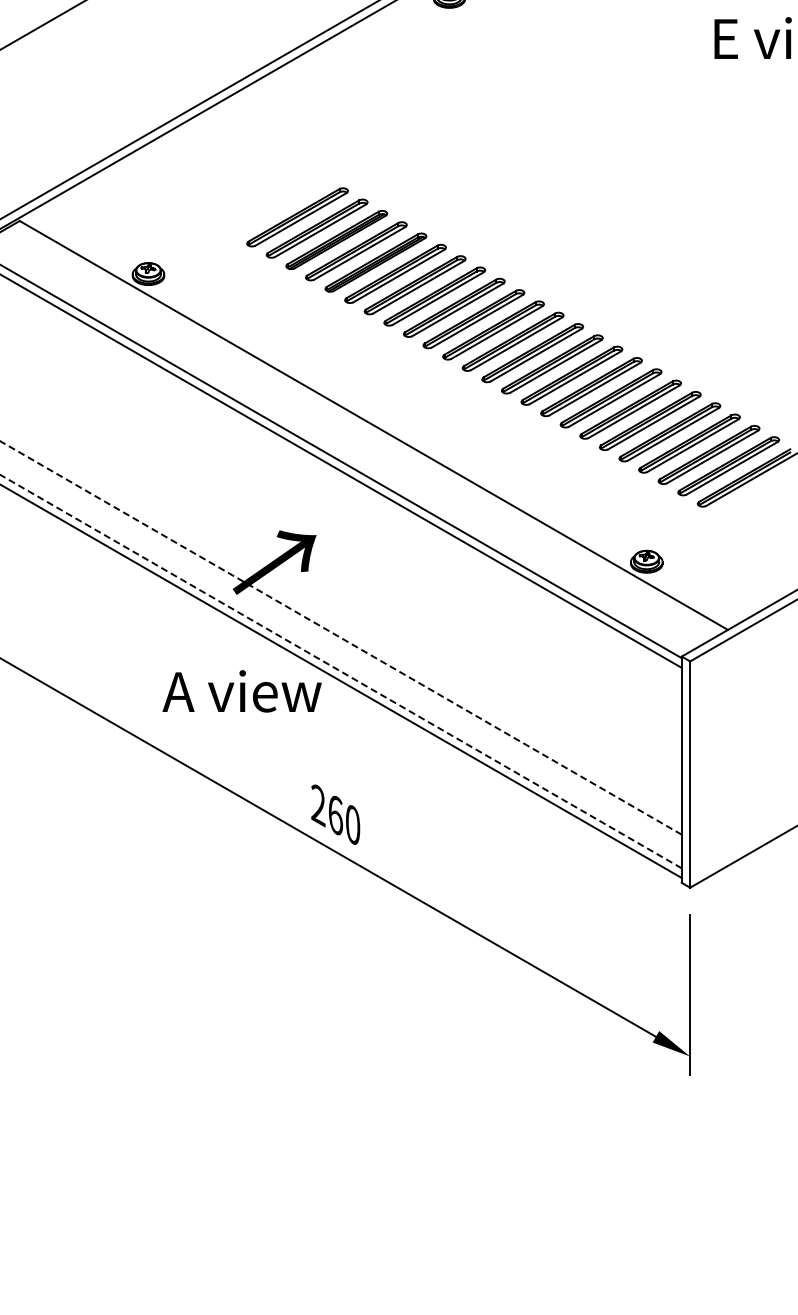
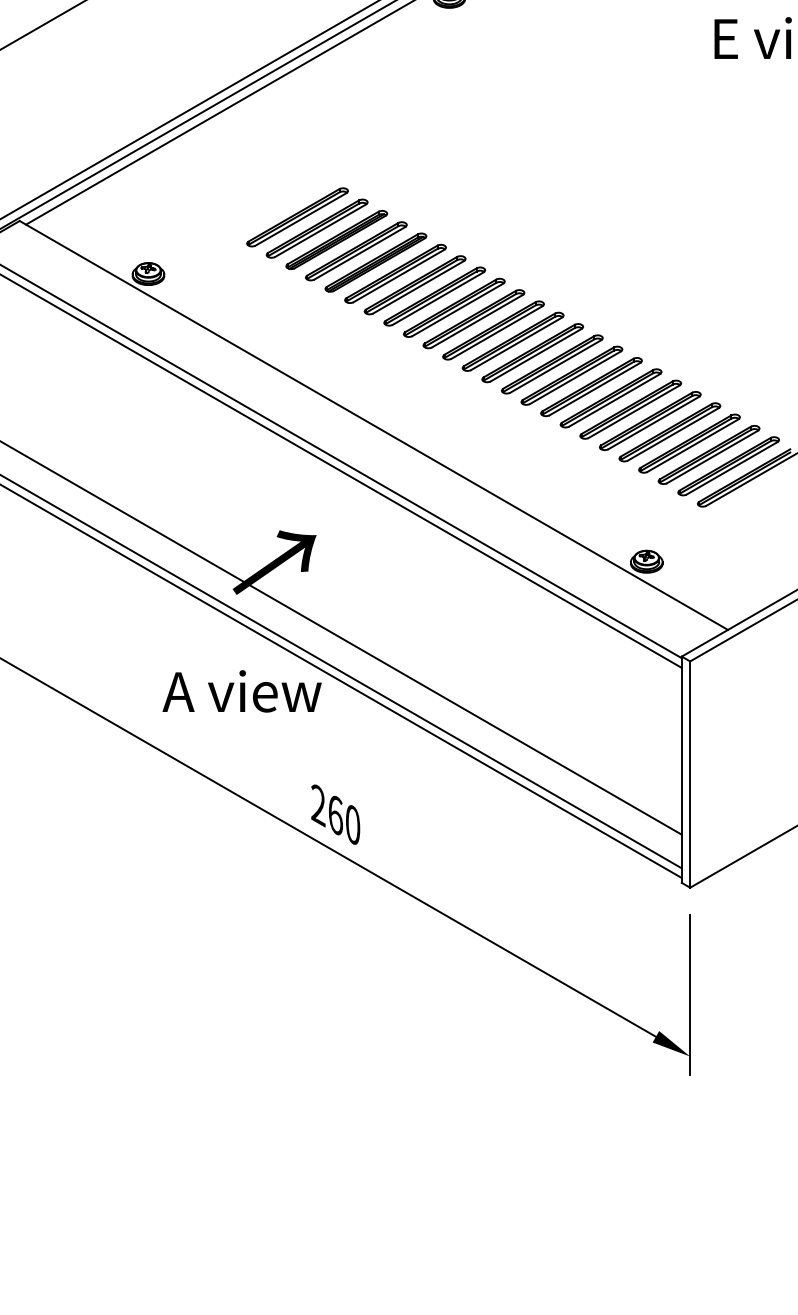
line: none -> present (218, 113)
line: dashed -> solid (340, 637)
line: dashed -> solid (340, 671)
